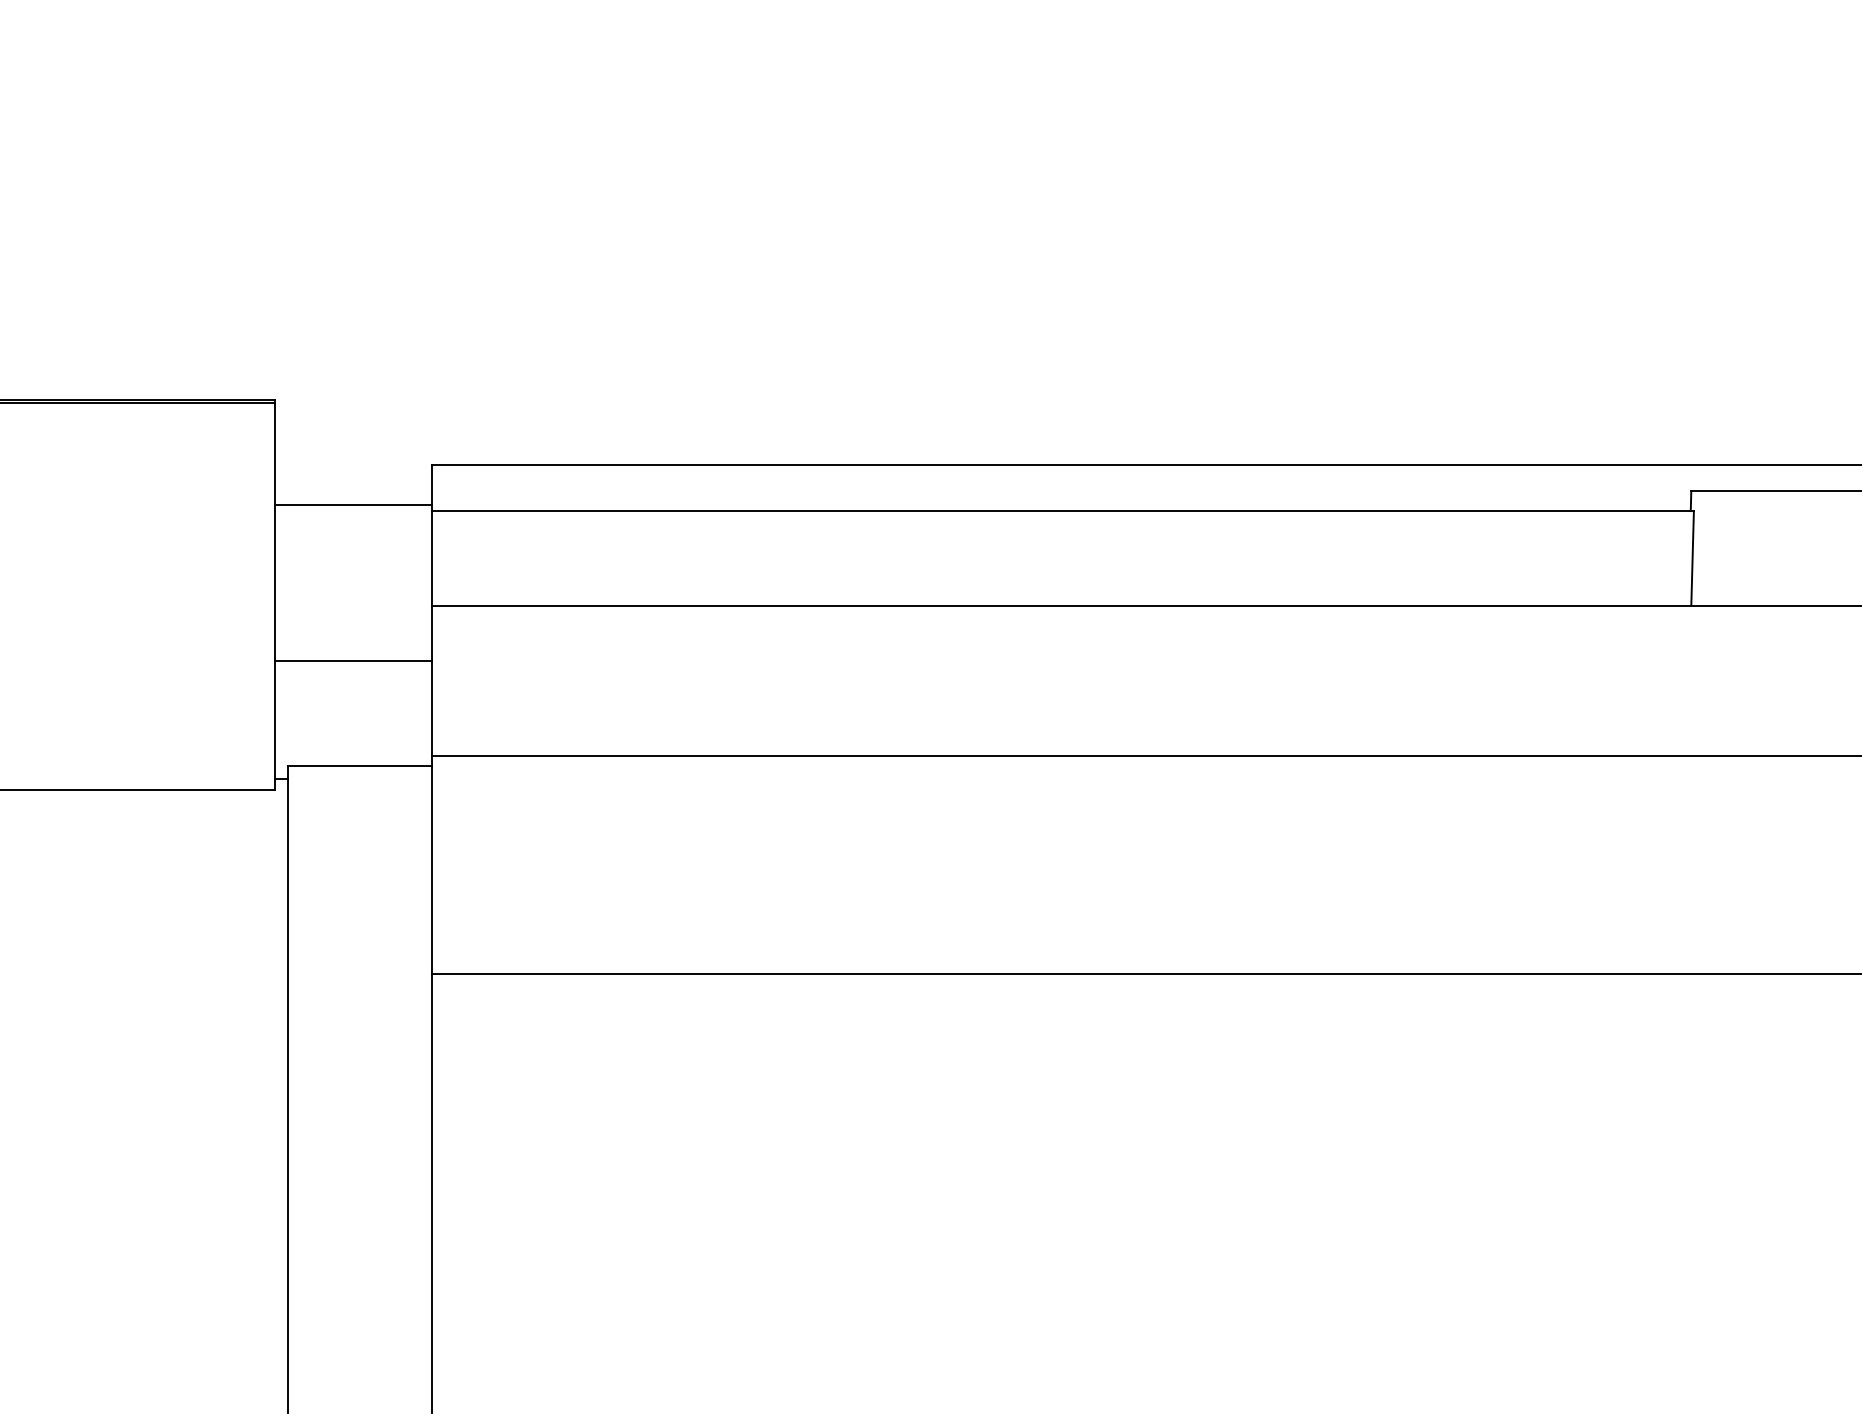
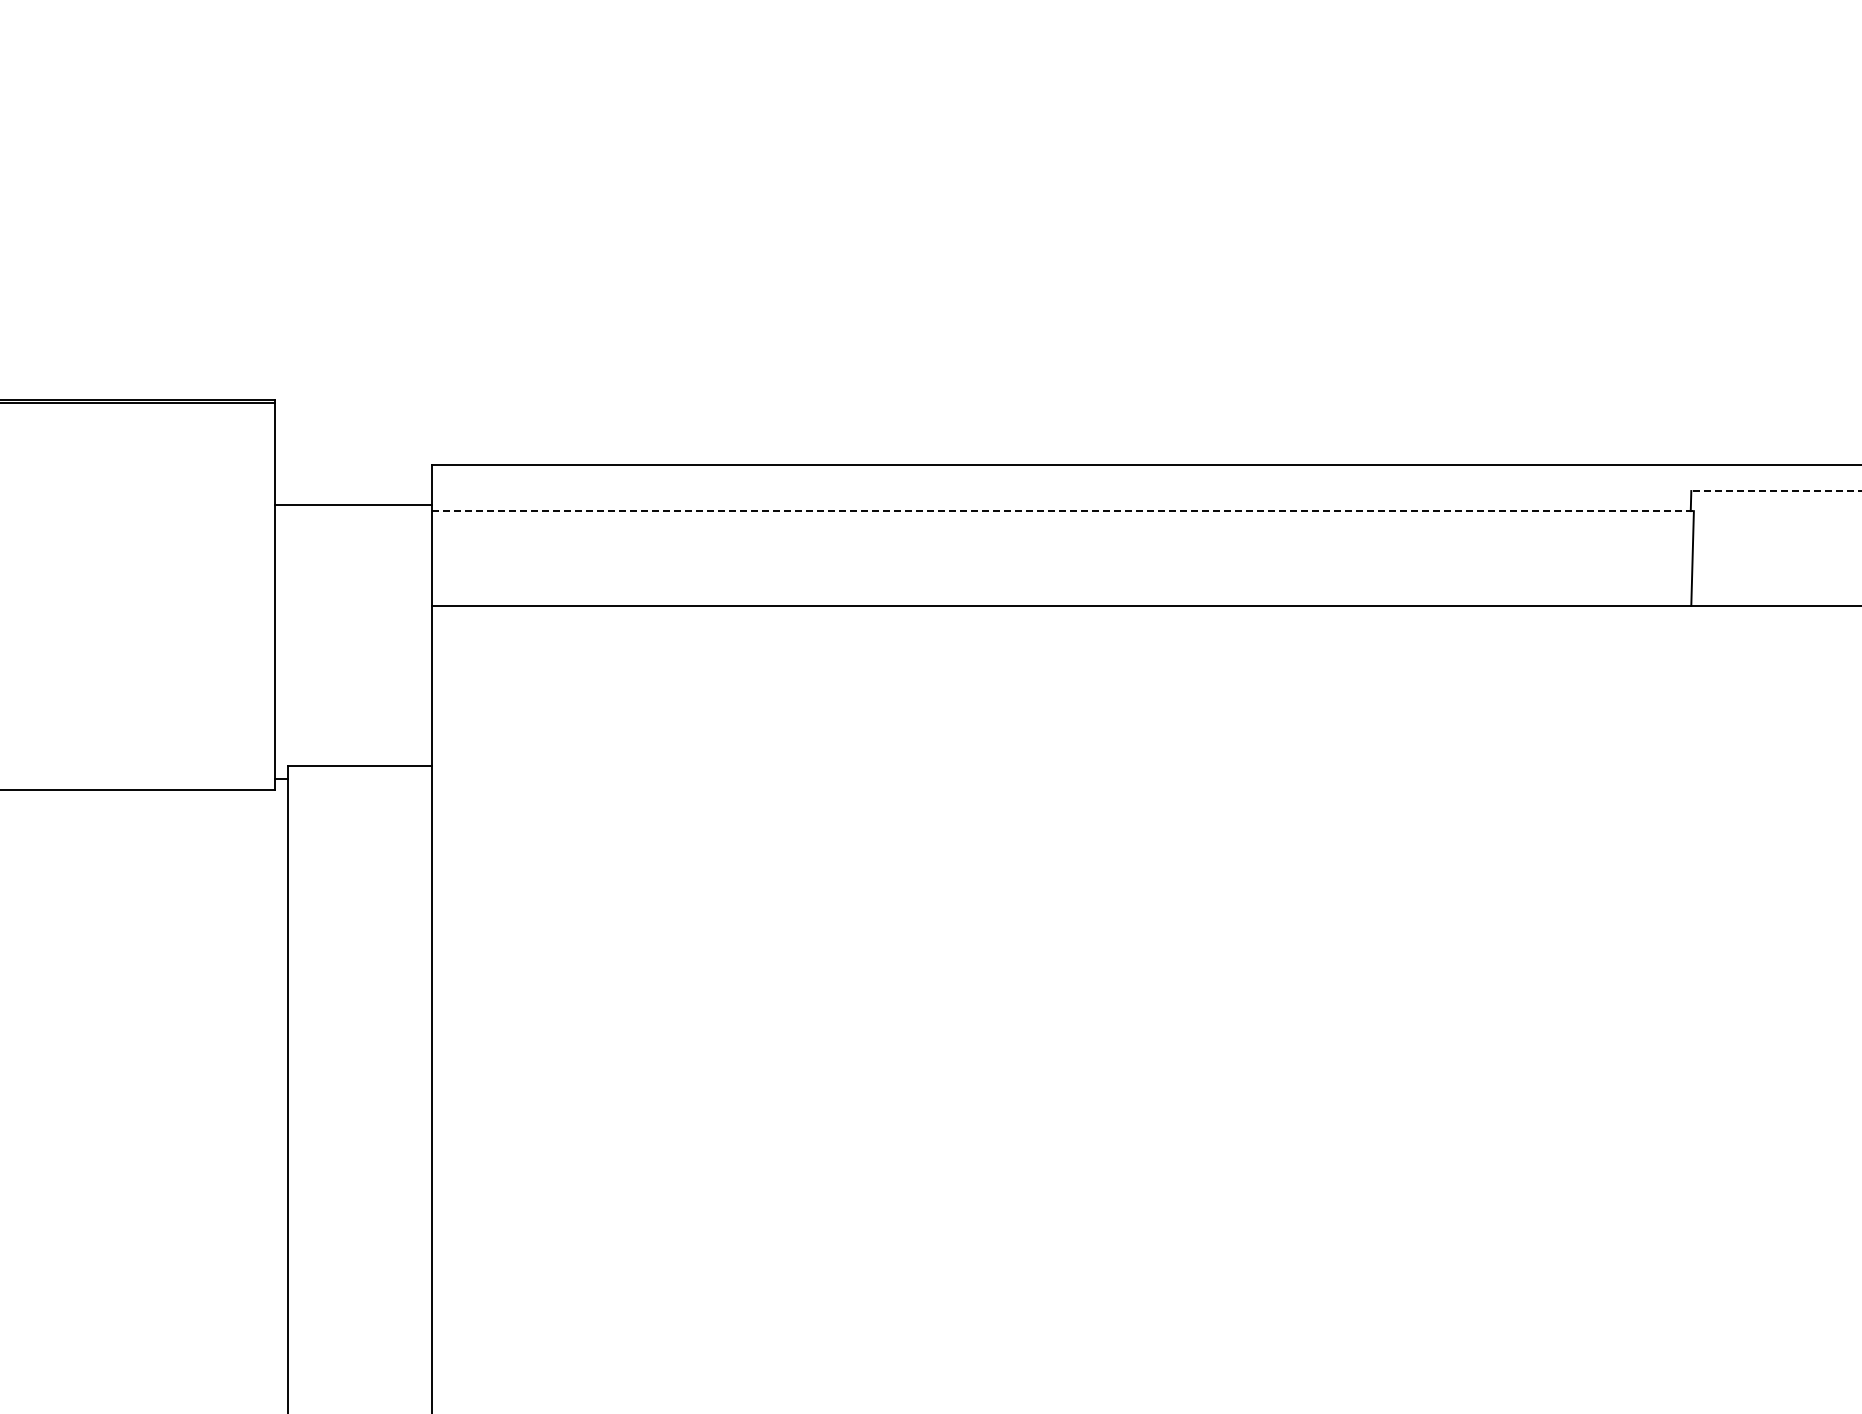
line: solid -> dashed (1776, 491)
line: solid -> dashed (1063, 511)
line: present -> none (352, 661)
line: present -> none (1144, 755)
line: present -> none (1144, 974)
